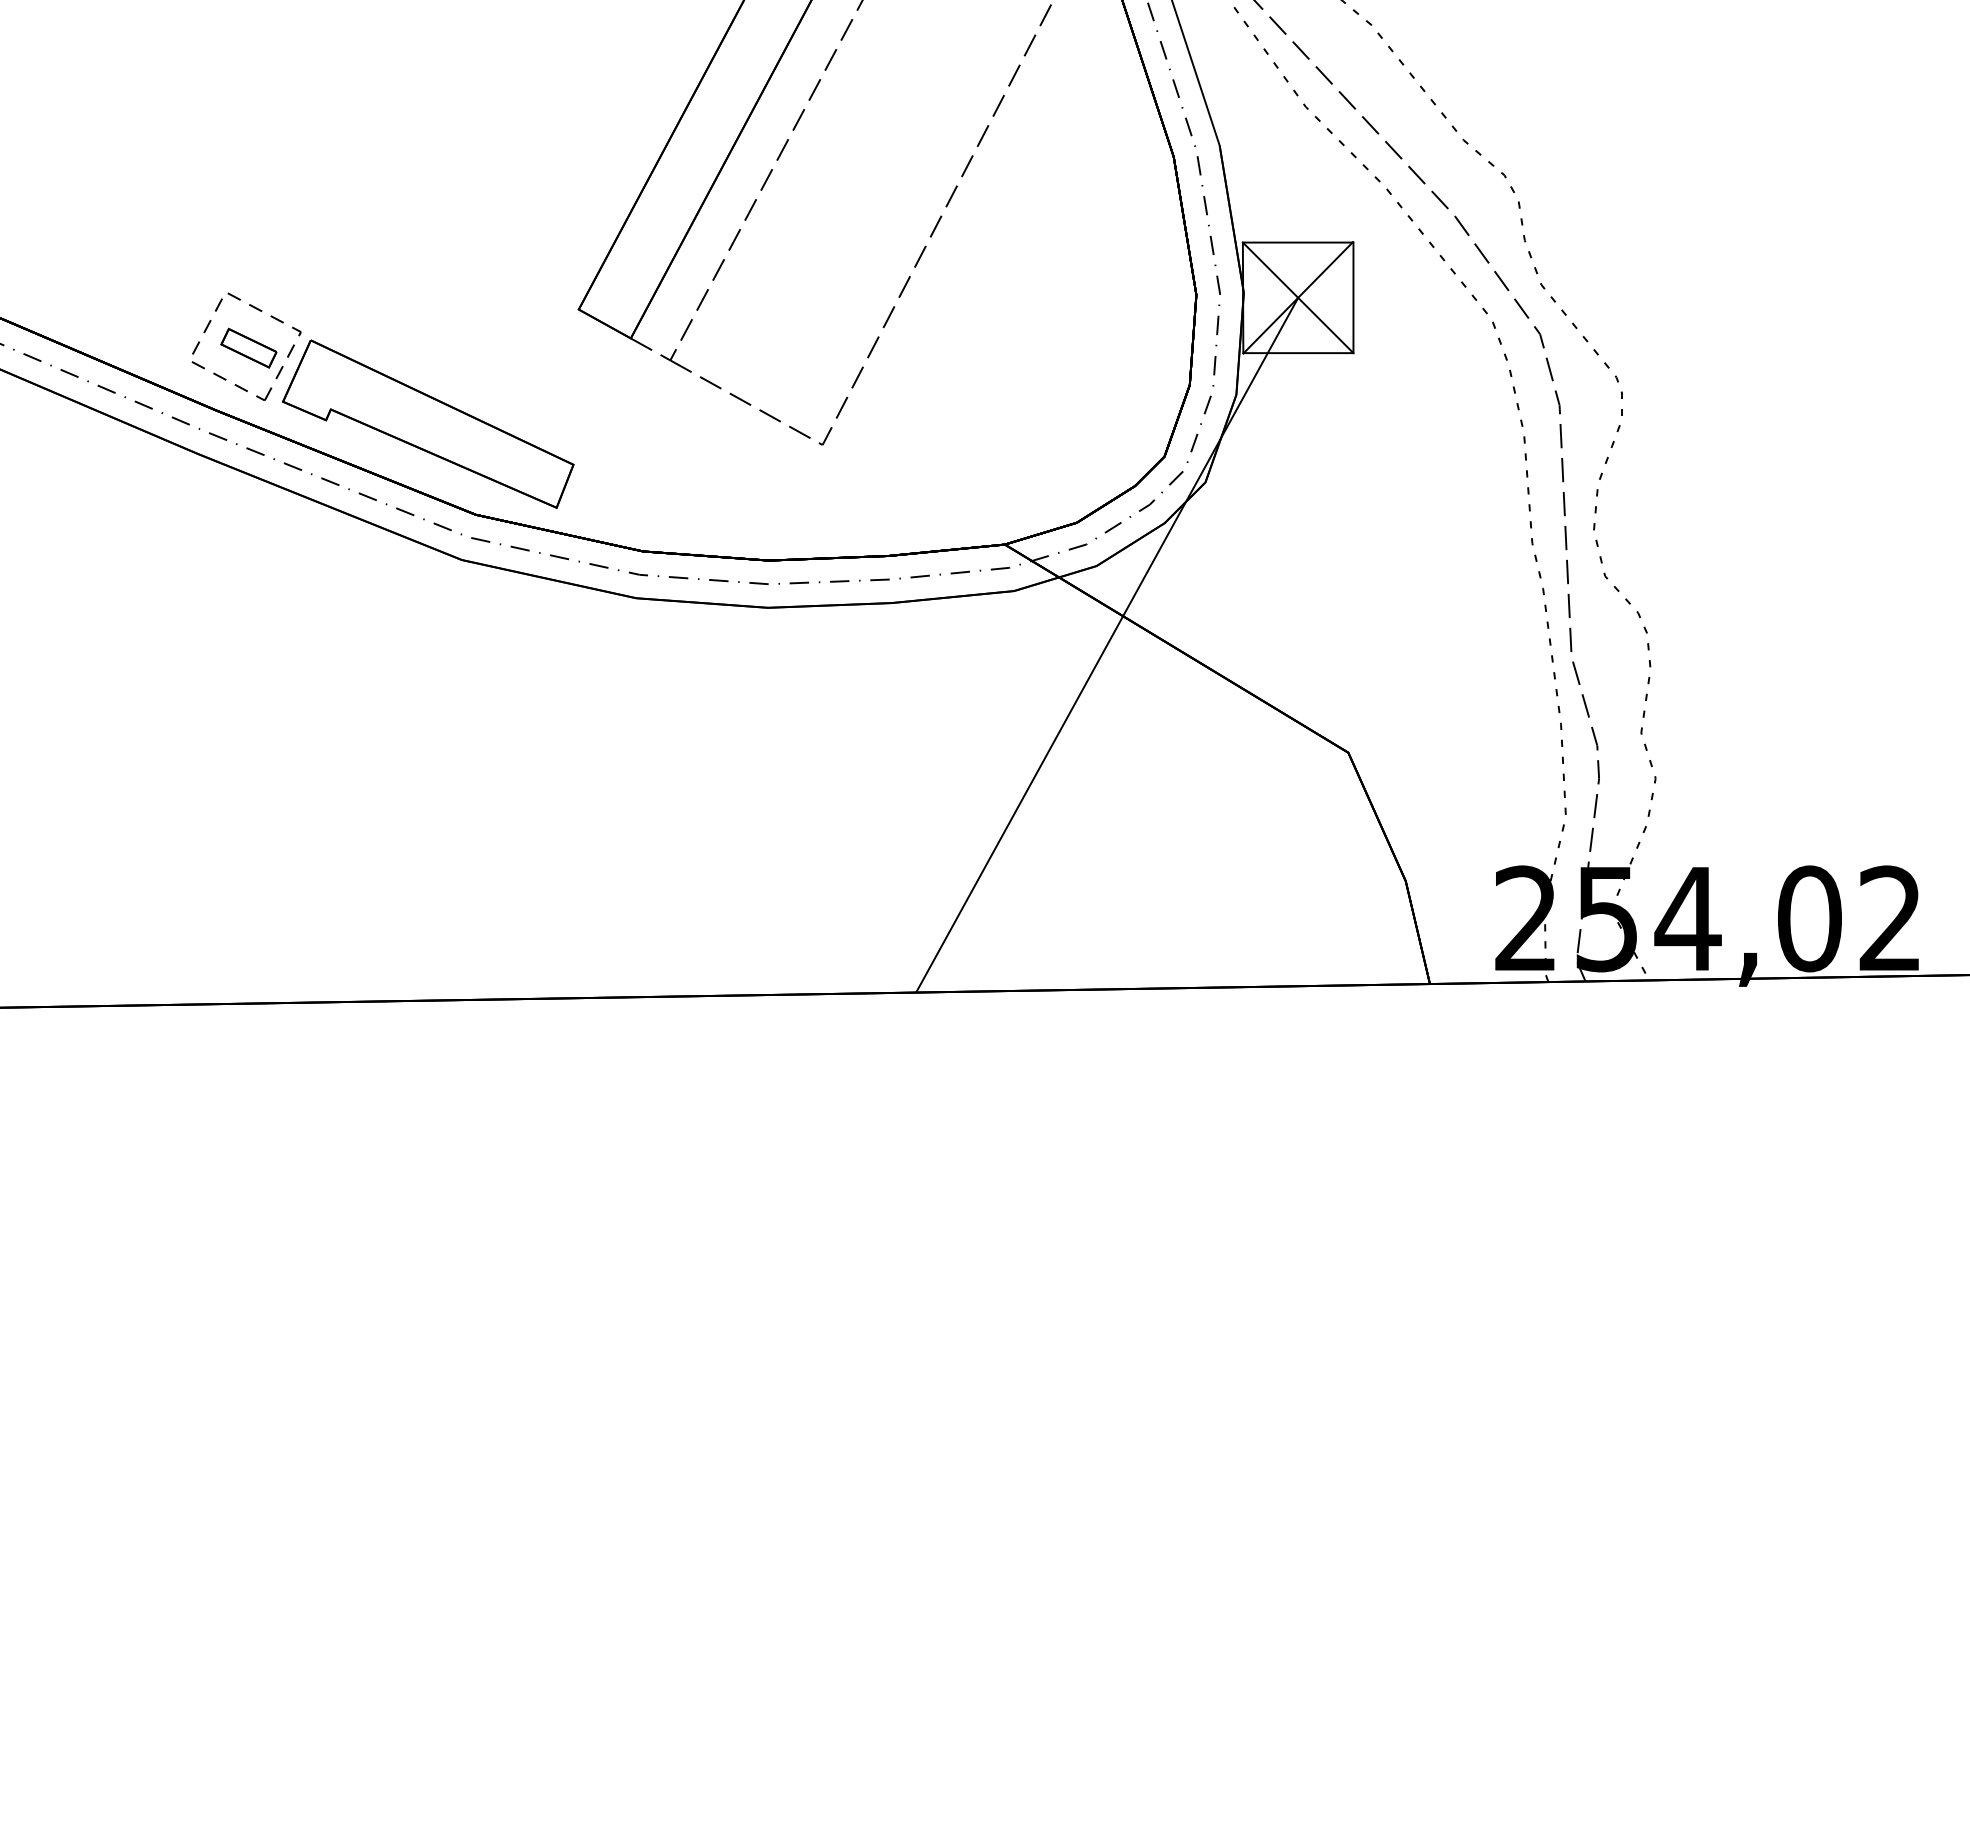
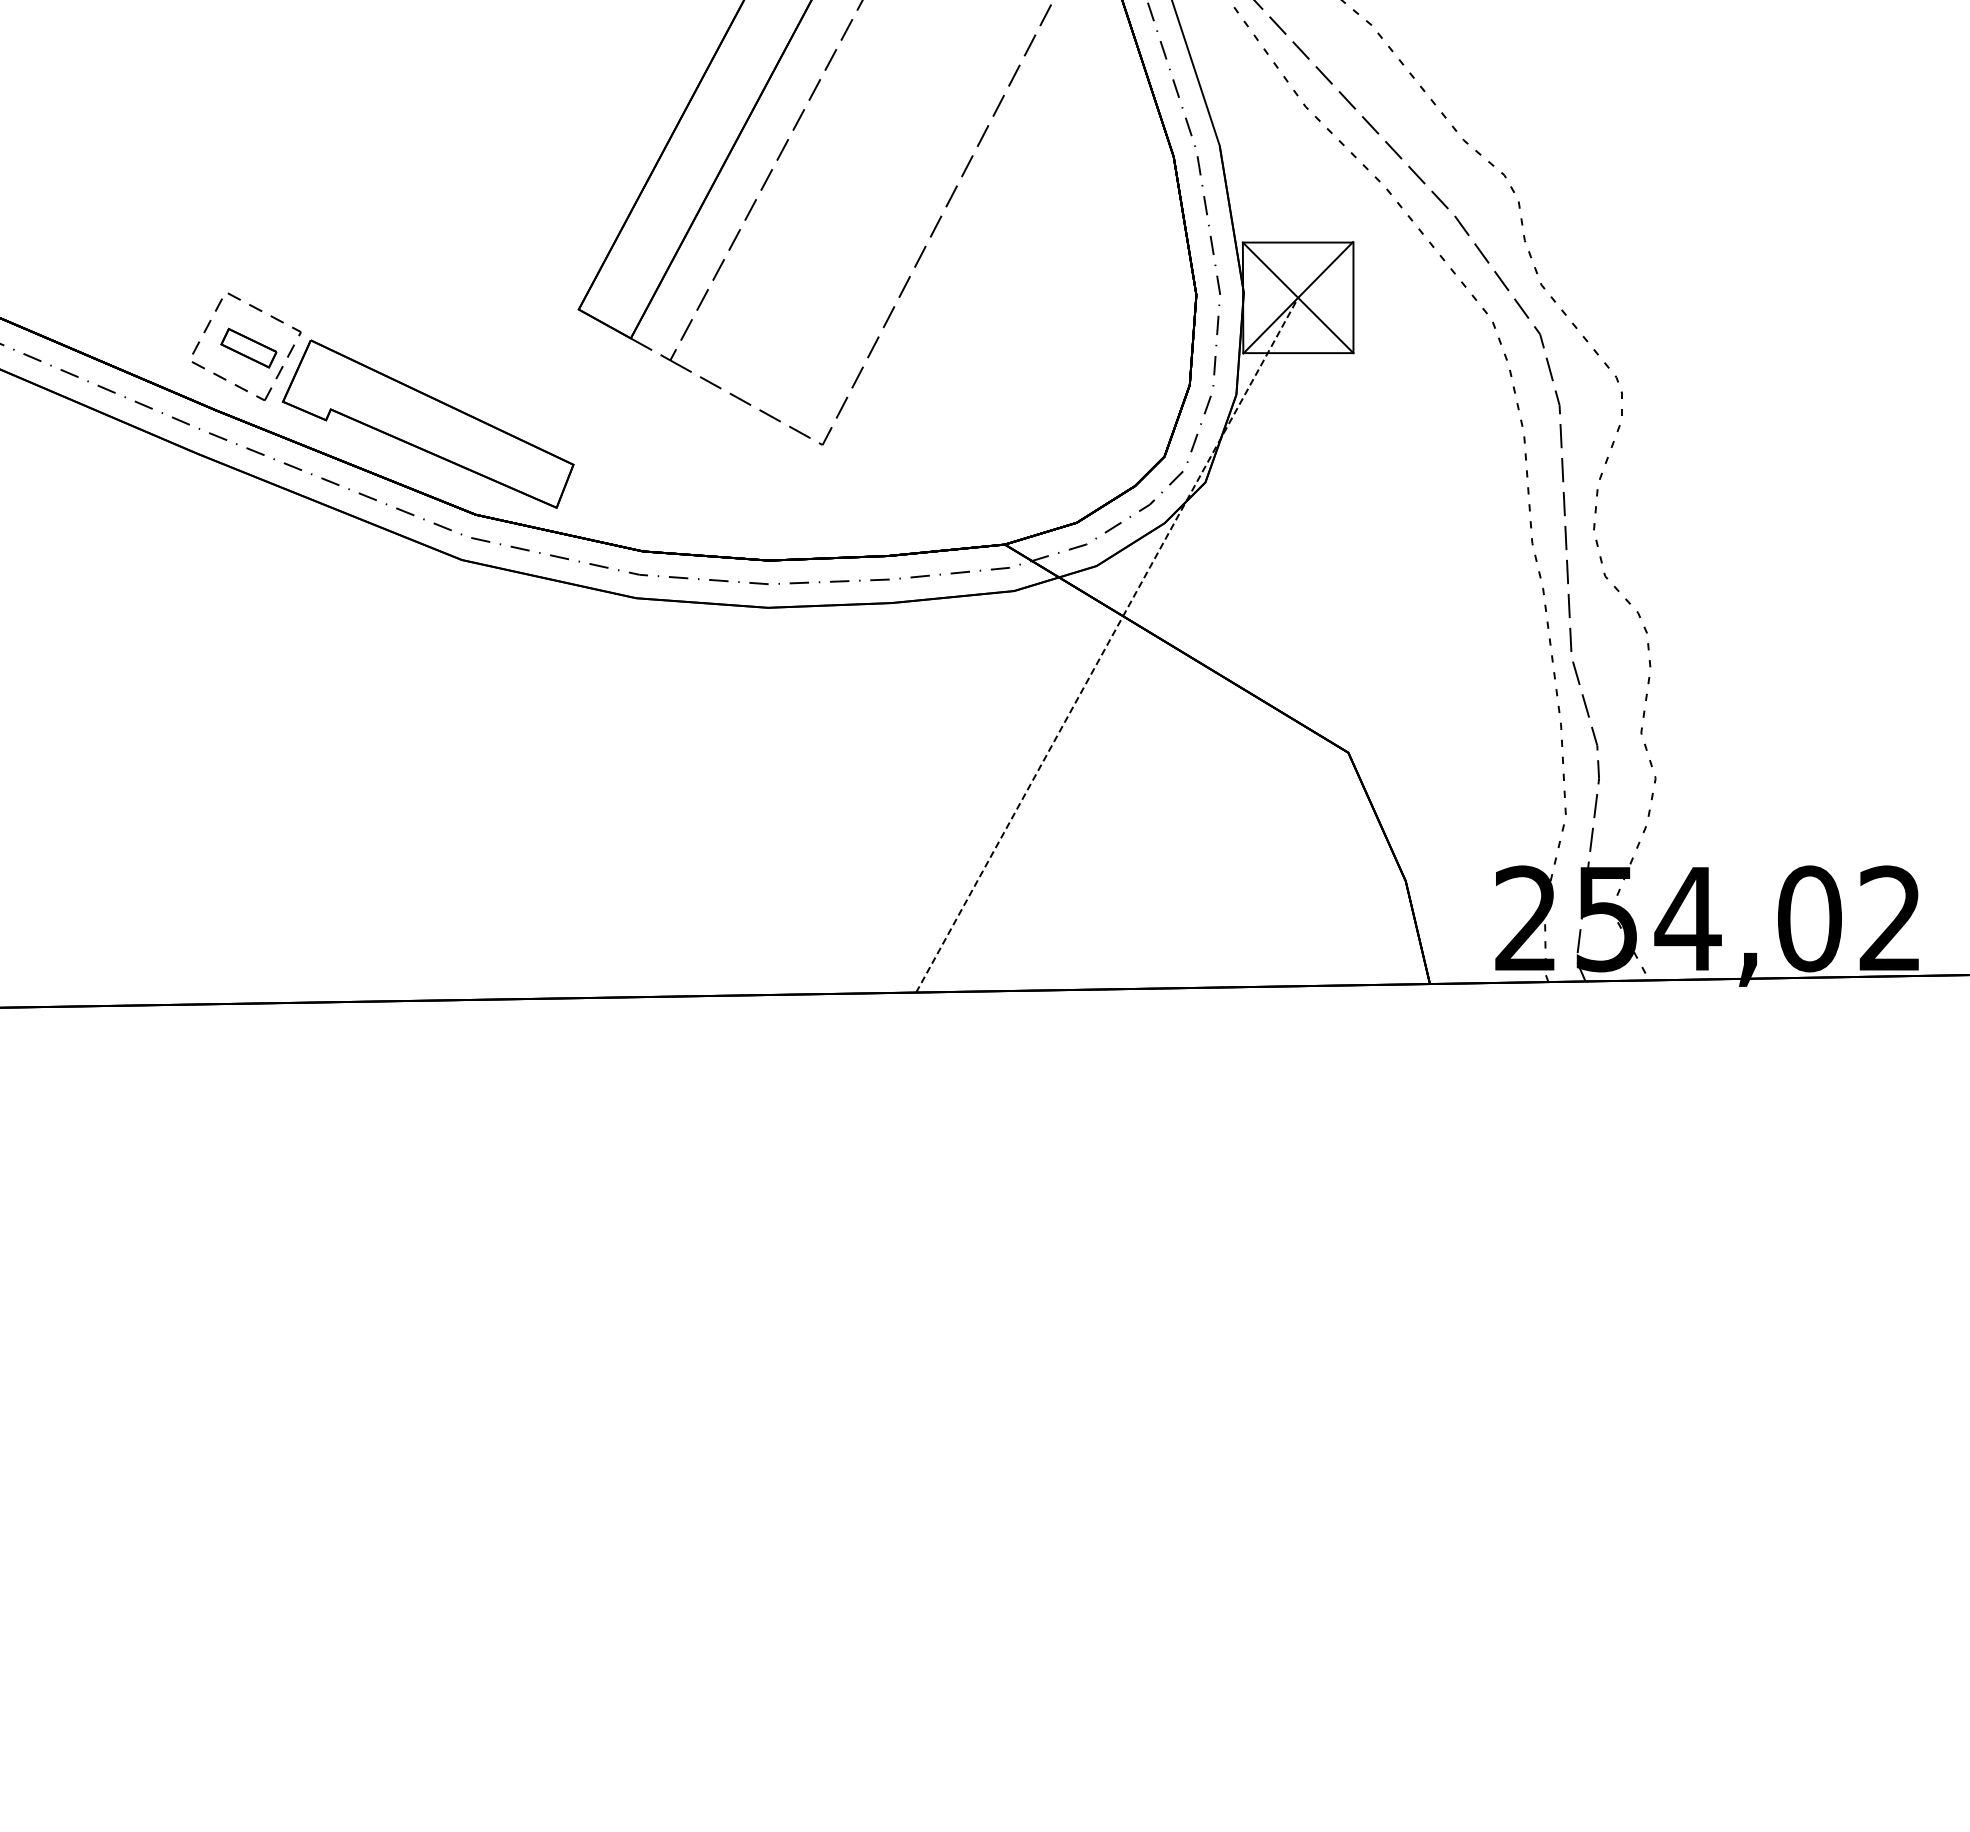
line: solid -> dashed (1107, 644)
